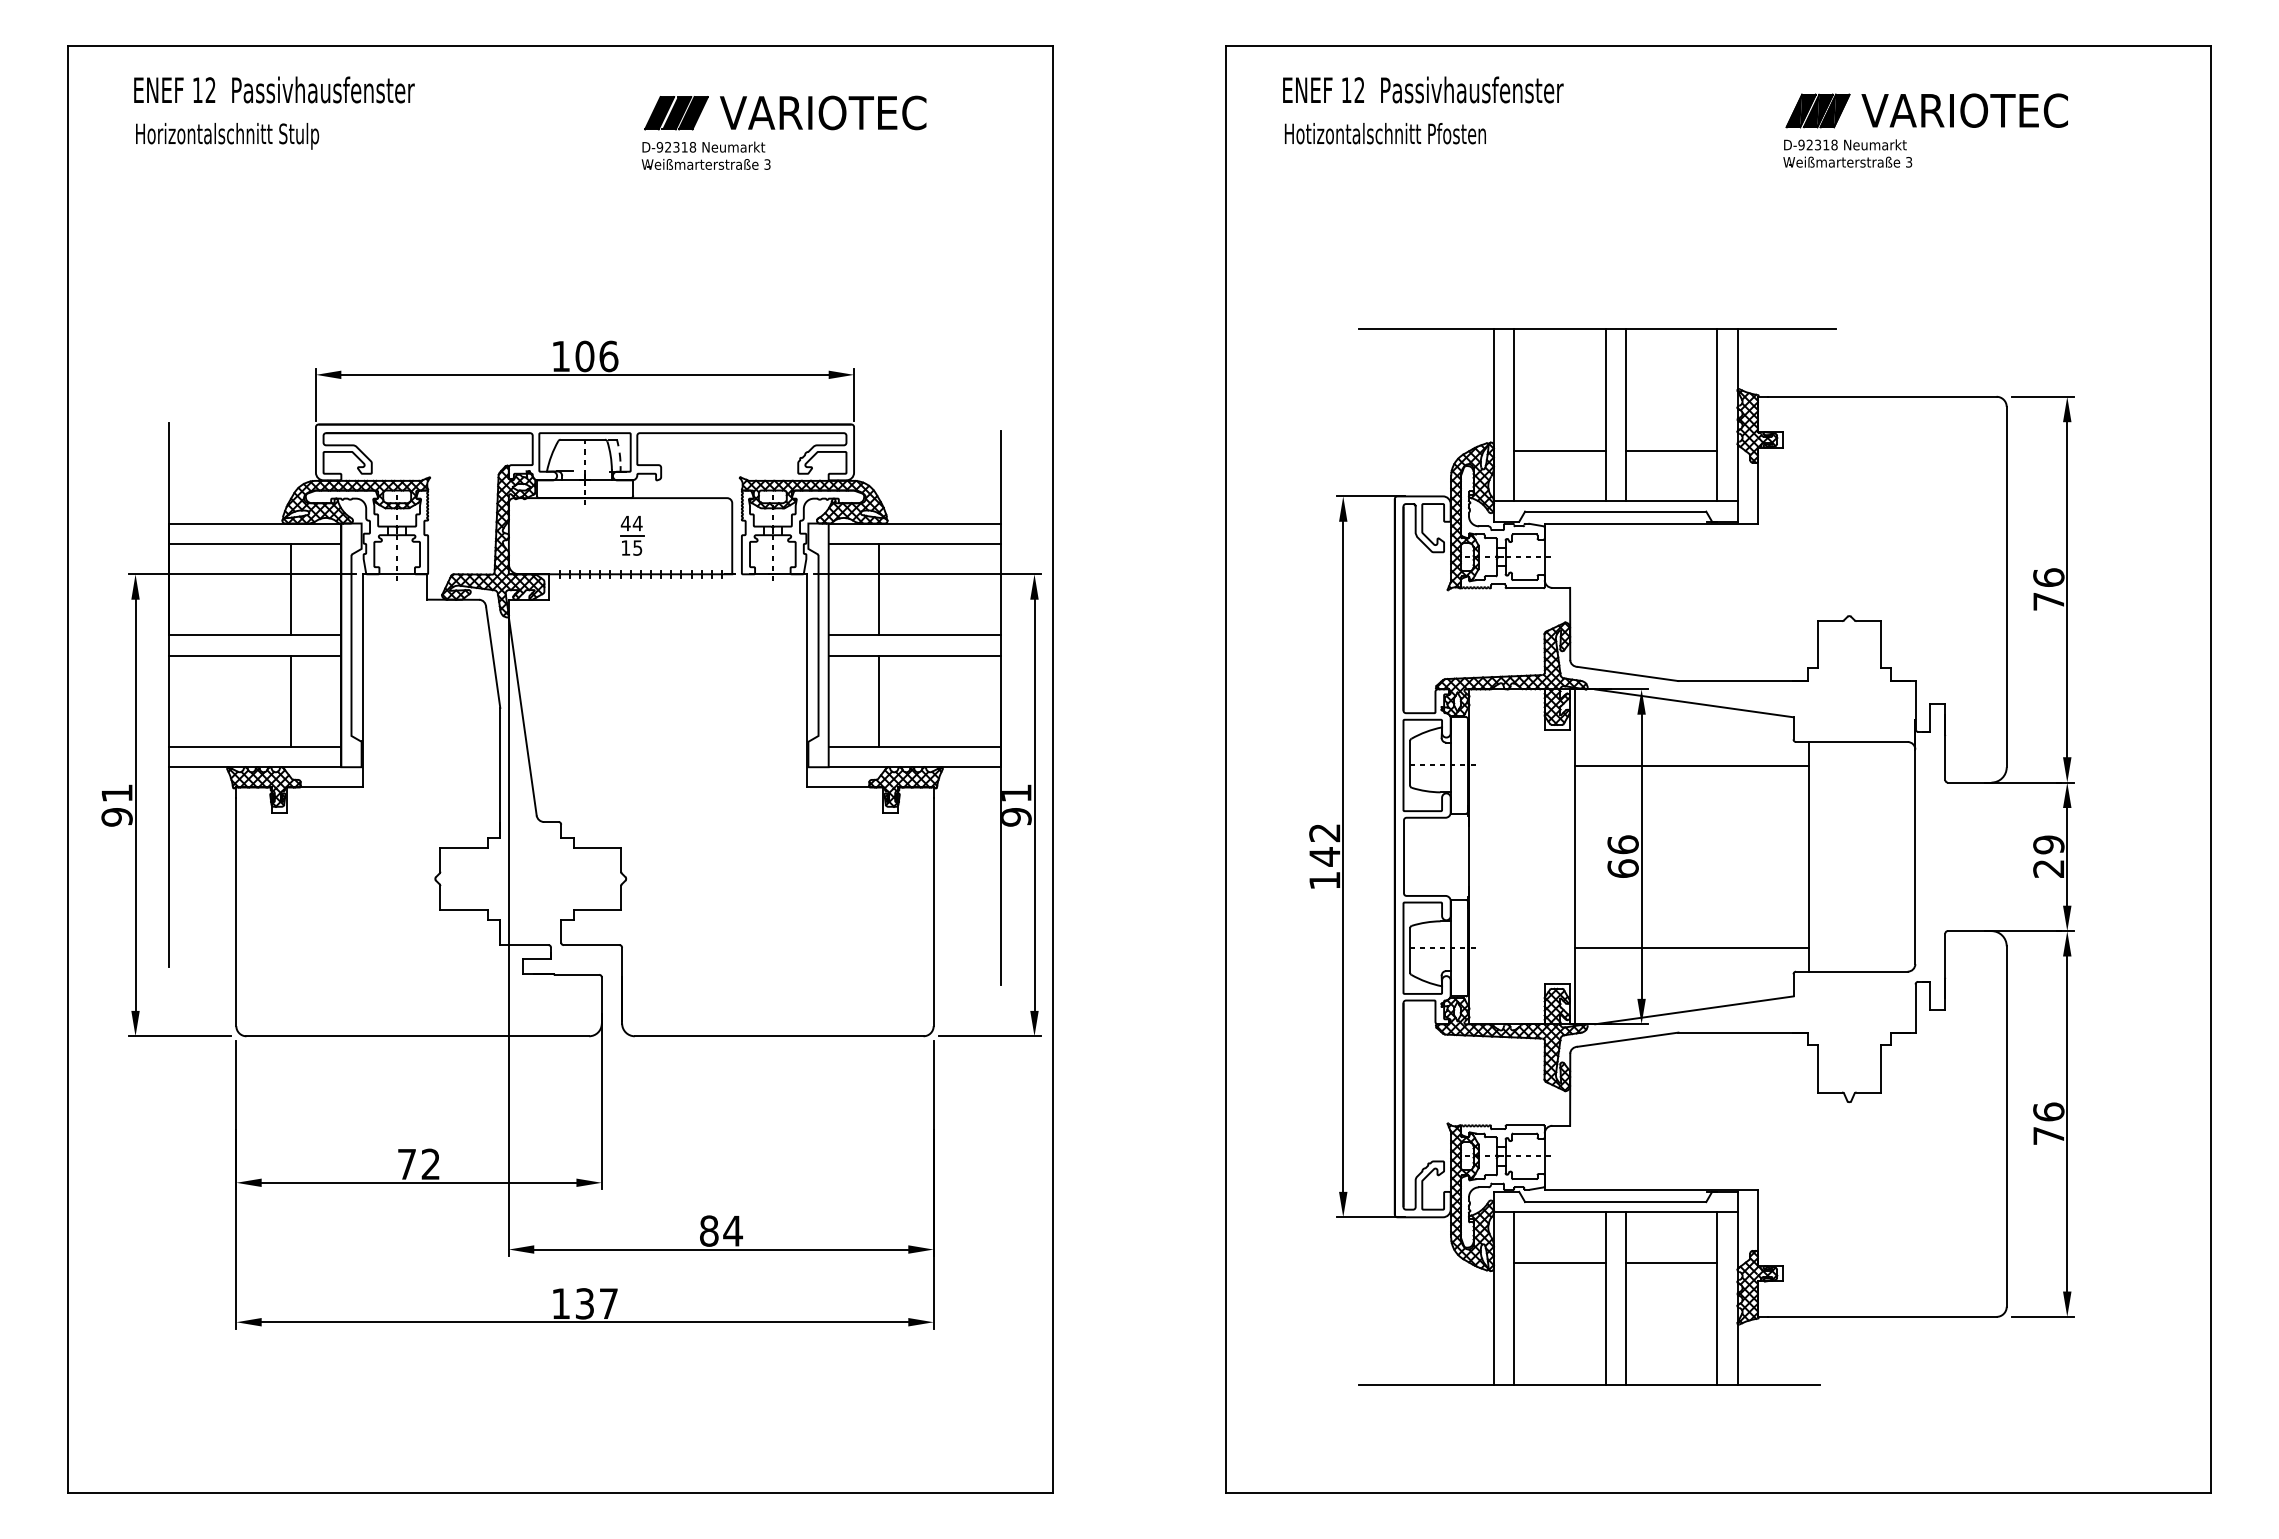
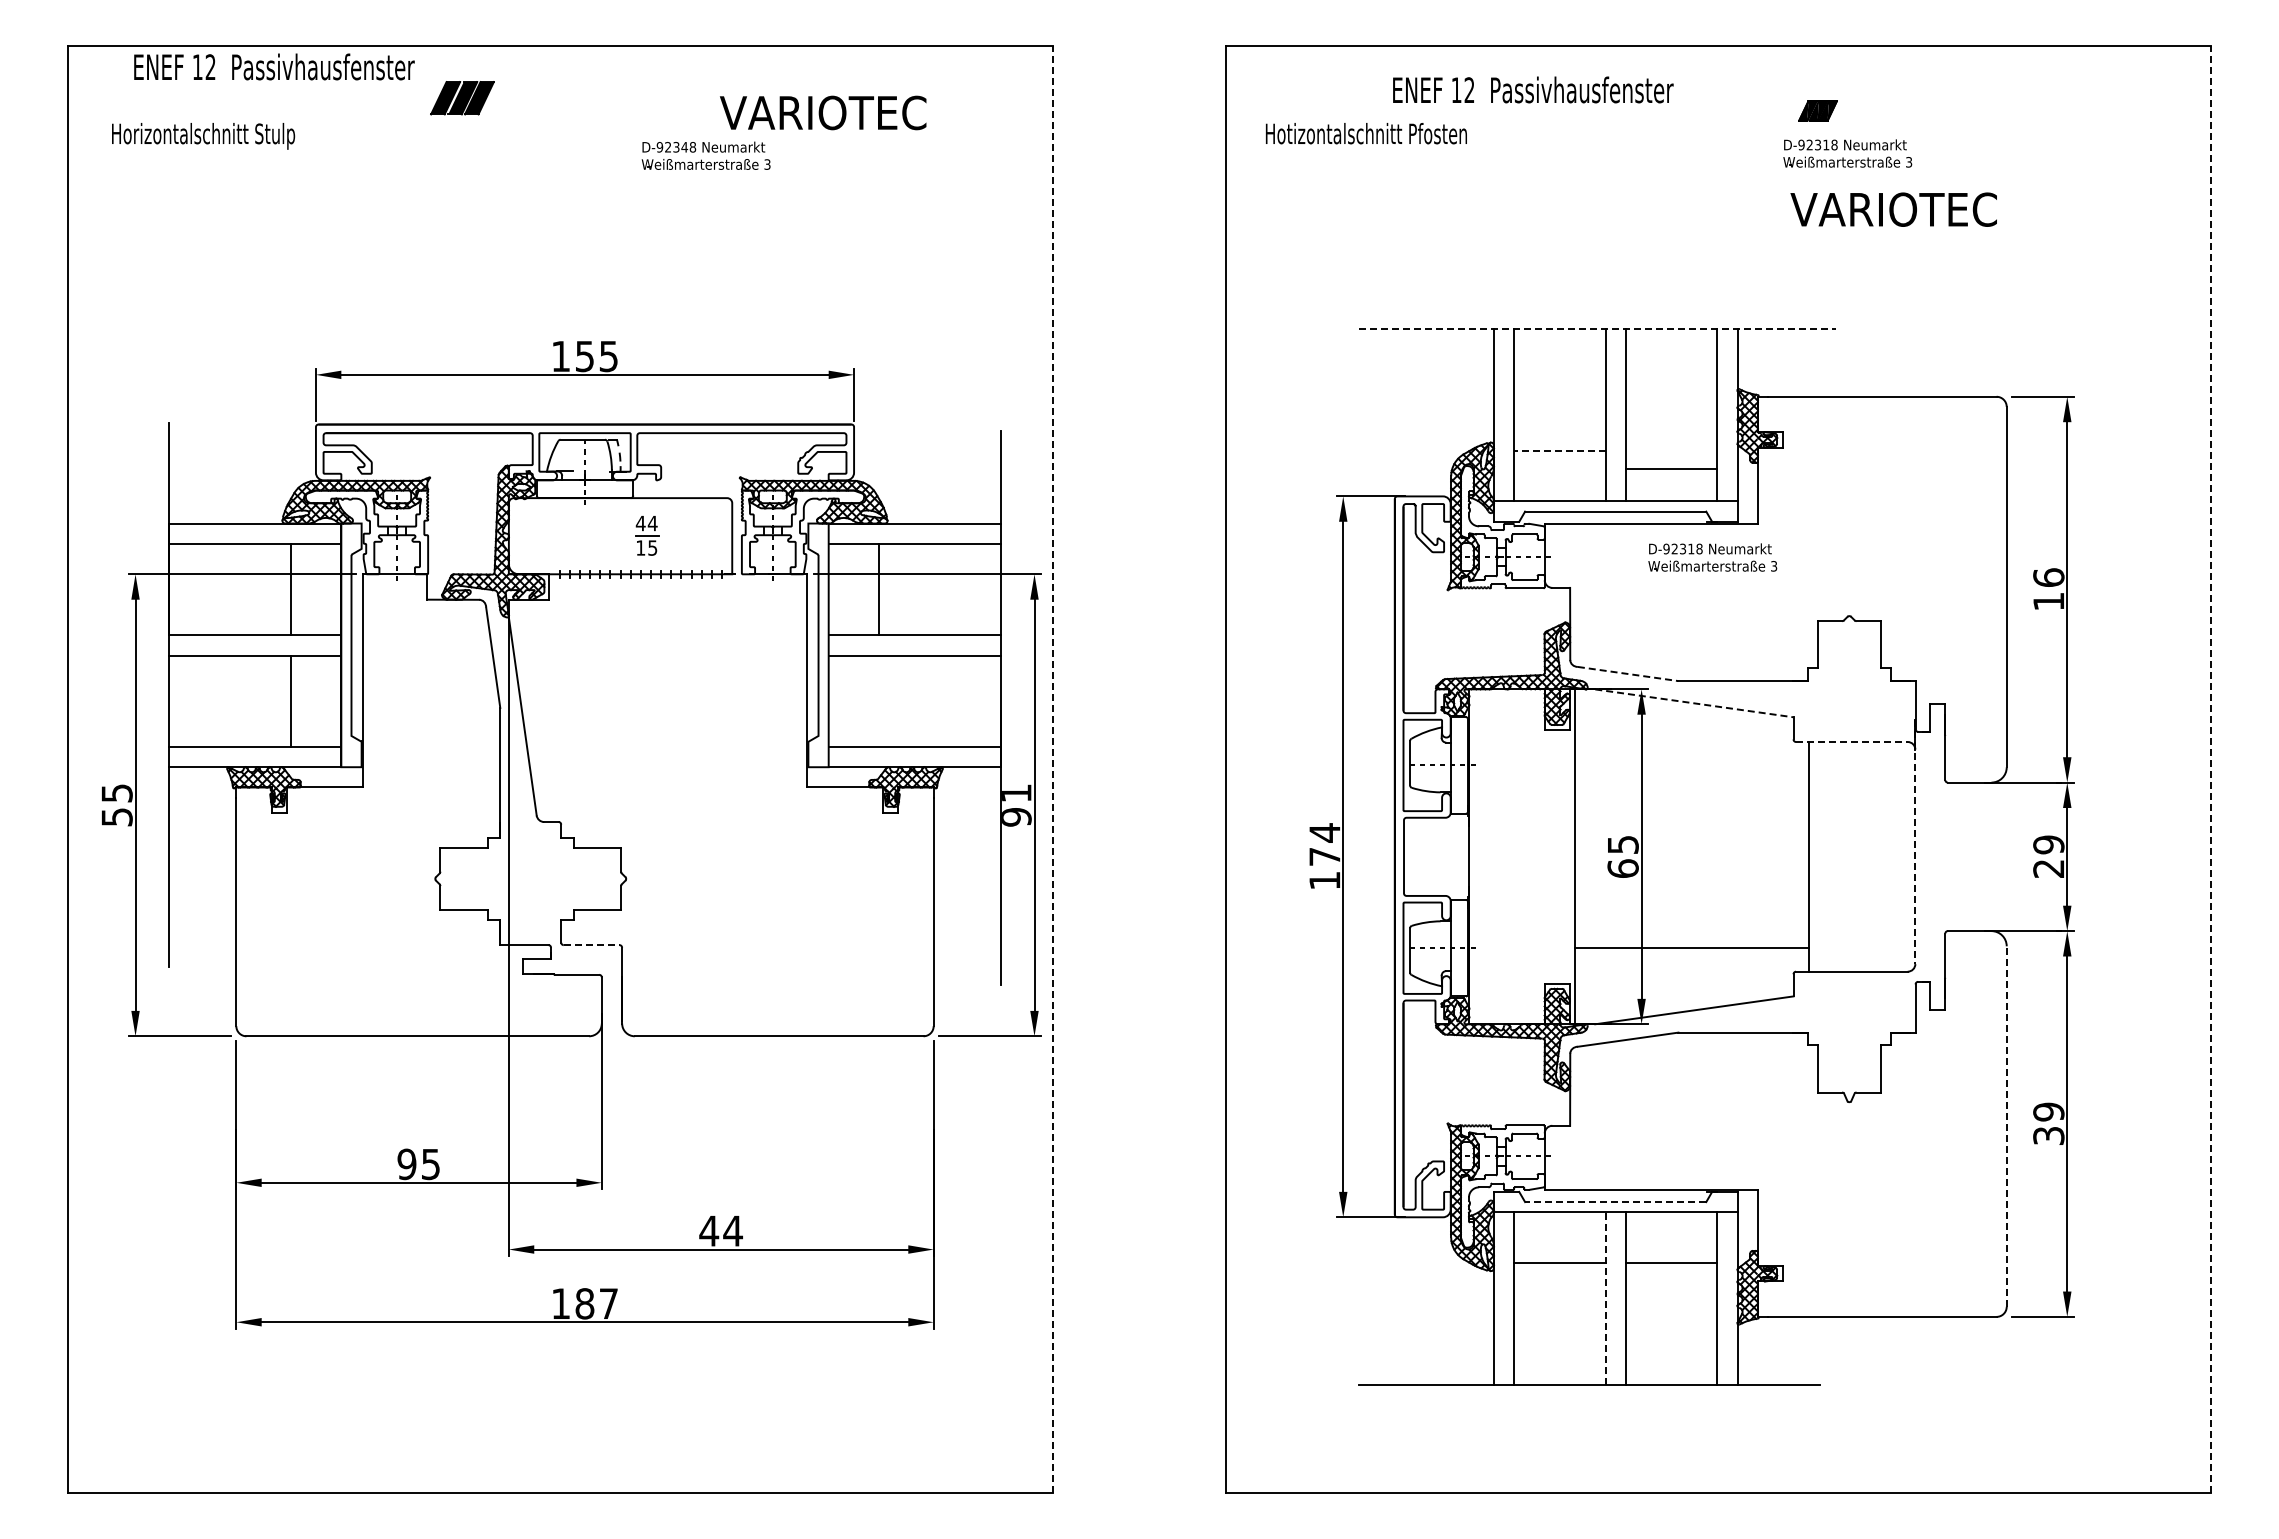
text position: (274, 89) -> (274, 66) (274, 66)
text position: (1423, 89) -> (1533, 89) (1533, 89)
part size: 66x36 px -> 40x22 px (1817, 110)
text position: (1964, 110) -> (1893, 209) (1893, 209)
part position: (676, 113) -> (462, 98) (462, 98)
text position: (1385, 133) -> (1366, 133) (1366, 133)
text position: (227, 136) -> (203, 136) (203, 136)
text: D-92318 -> D-92348 (684, 147)
line: solid -> dashed (1597, 328)
text: 106 -> 155 (596, 356)
line: solid -> dashed (1559, 450)
line position: (1671, 450) -> (1671, 468) (1671, 468)
part position: (632, 535) -> (647, 535) (647, 535)
part: none -> present (1712, 557)
text: 76 -> 16 (2048, 601)
line: solid -> dashed (1628, 674)
line: present -> none (879, 700)
line: solid -> dashed (1694, 703)
line: solid -> dashed (1851, 742)
line: present -> none (1691, 765)
line: solid -> dashed (1053, 769)
line: solid -> dashed (2210, 769)
text: 91 -> 55 (116, 805)
line: solid -> dashed (1915, 842)
text: 142 -> 174 (1324, 844)
text: 66 -> 65 (1622, 844)
line: solid -> dashed (591, 945)
text: 76 -> 39 (2048, 1123)
line: solid -> dashed (2006, 1126)
text: 72 -> 95 (418, 1164)
line: solid -> dashed (1615, 1202)
text: 84 -> 44 (709, 1230)
line: solid -> dashed (1605, 1298)
text: 137 -> 187 (584, 1303)
